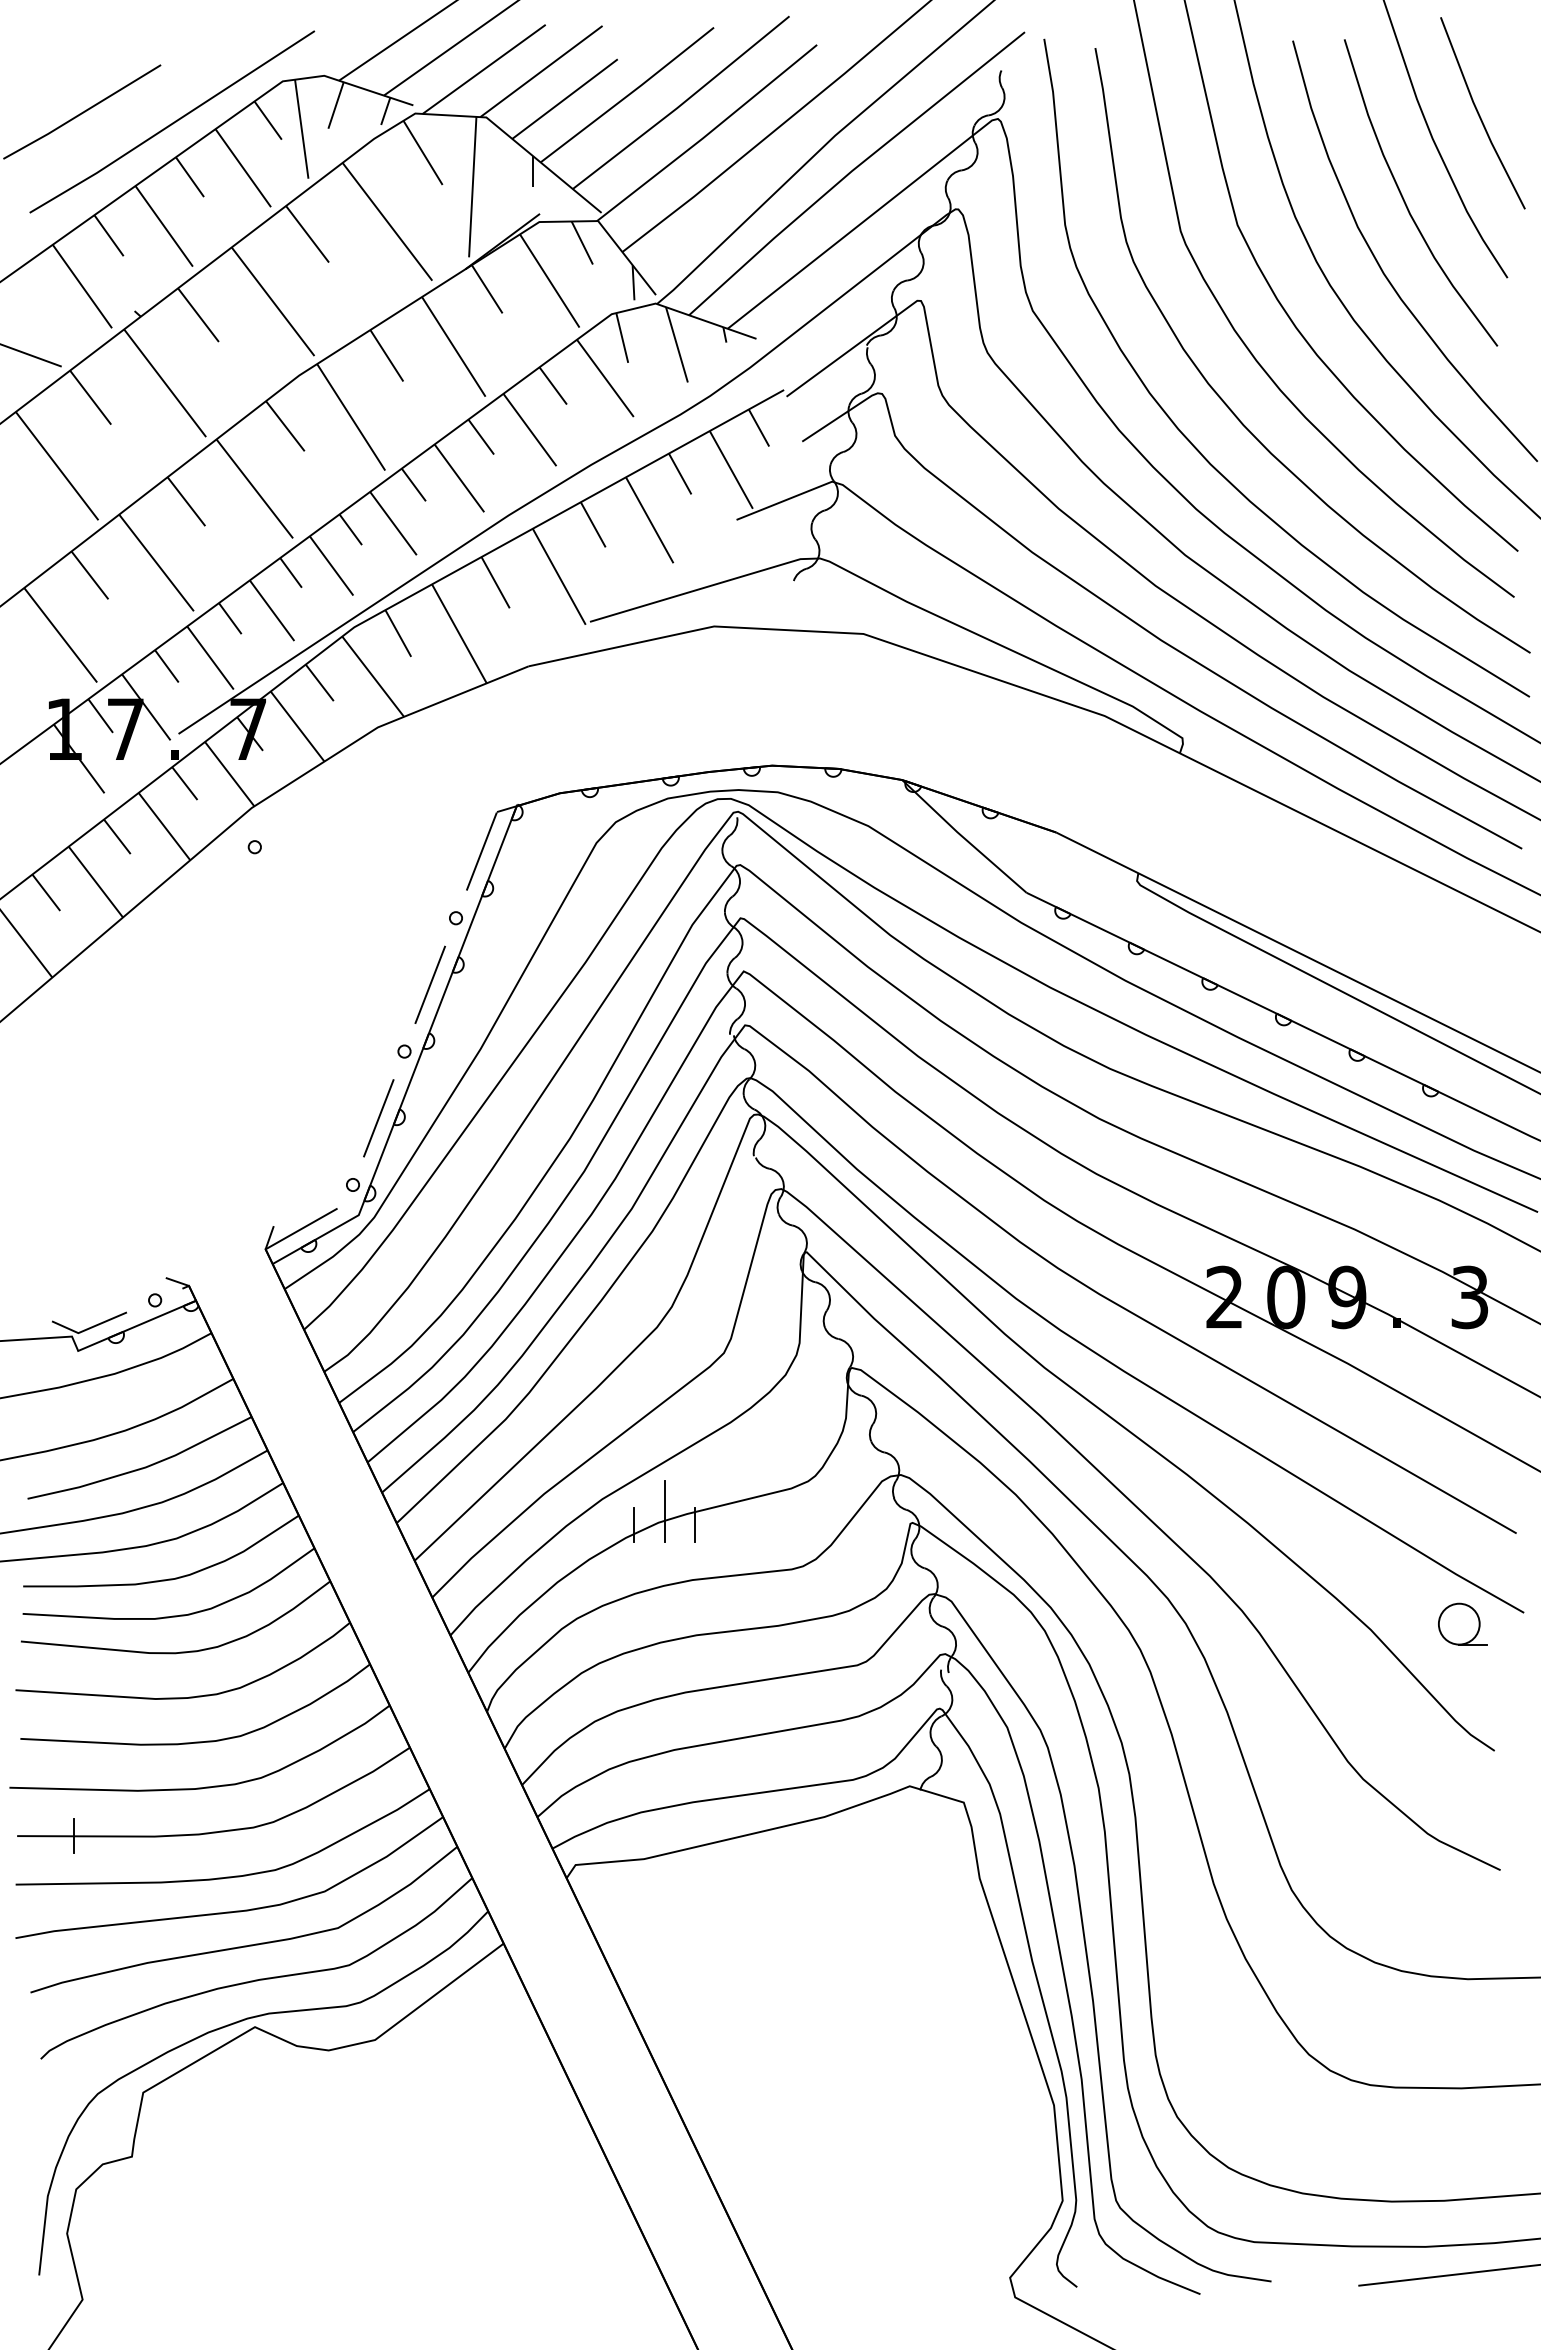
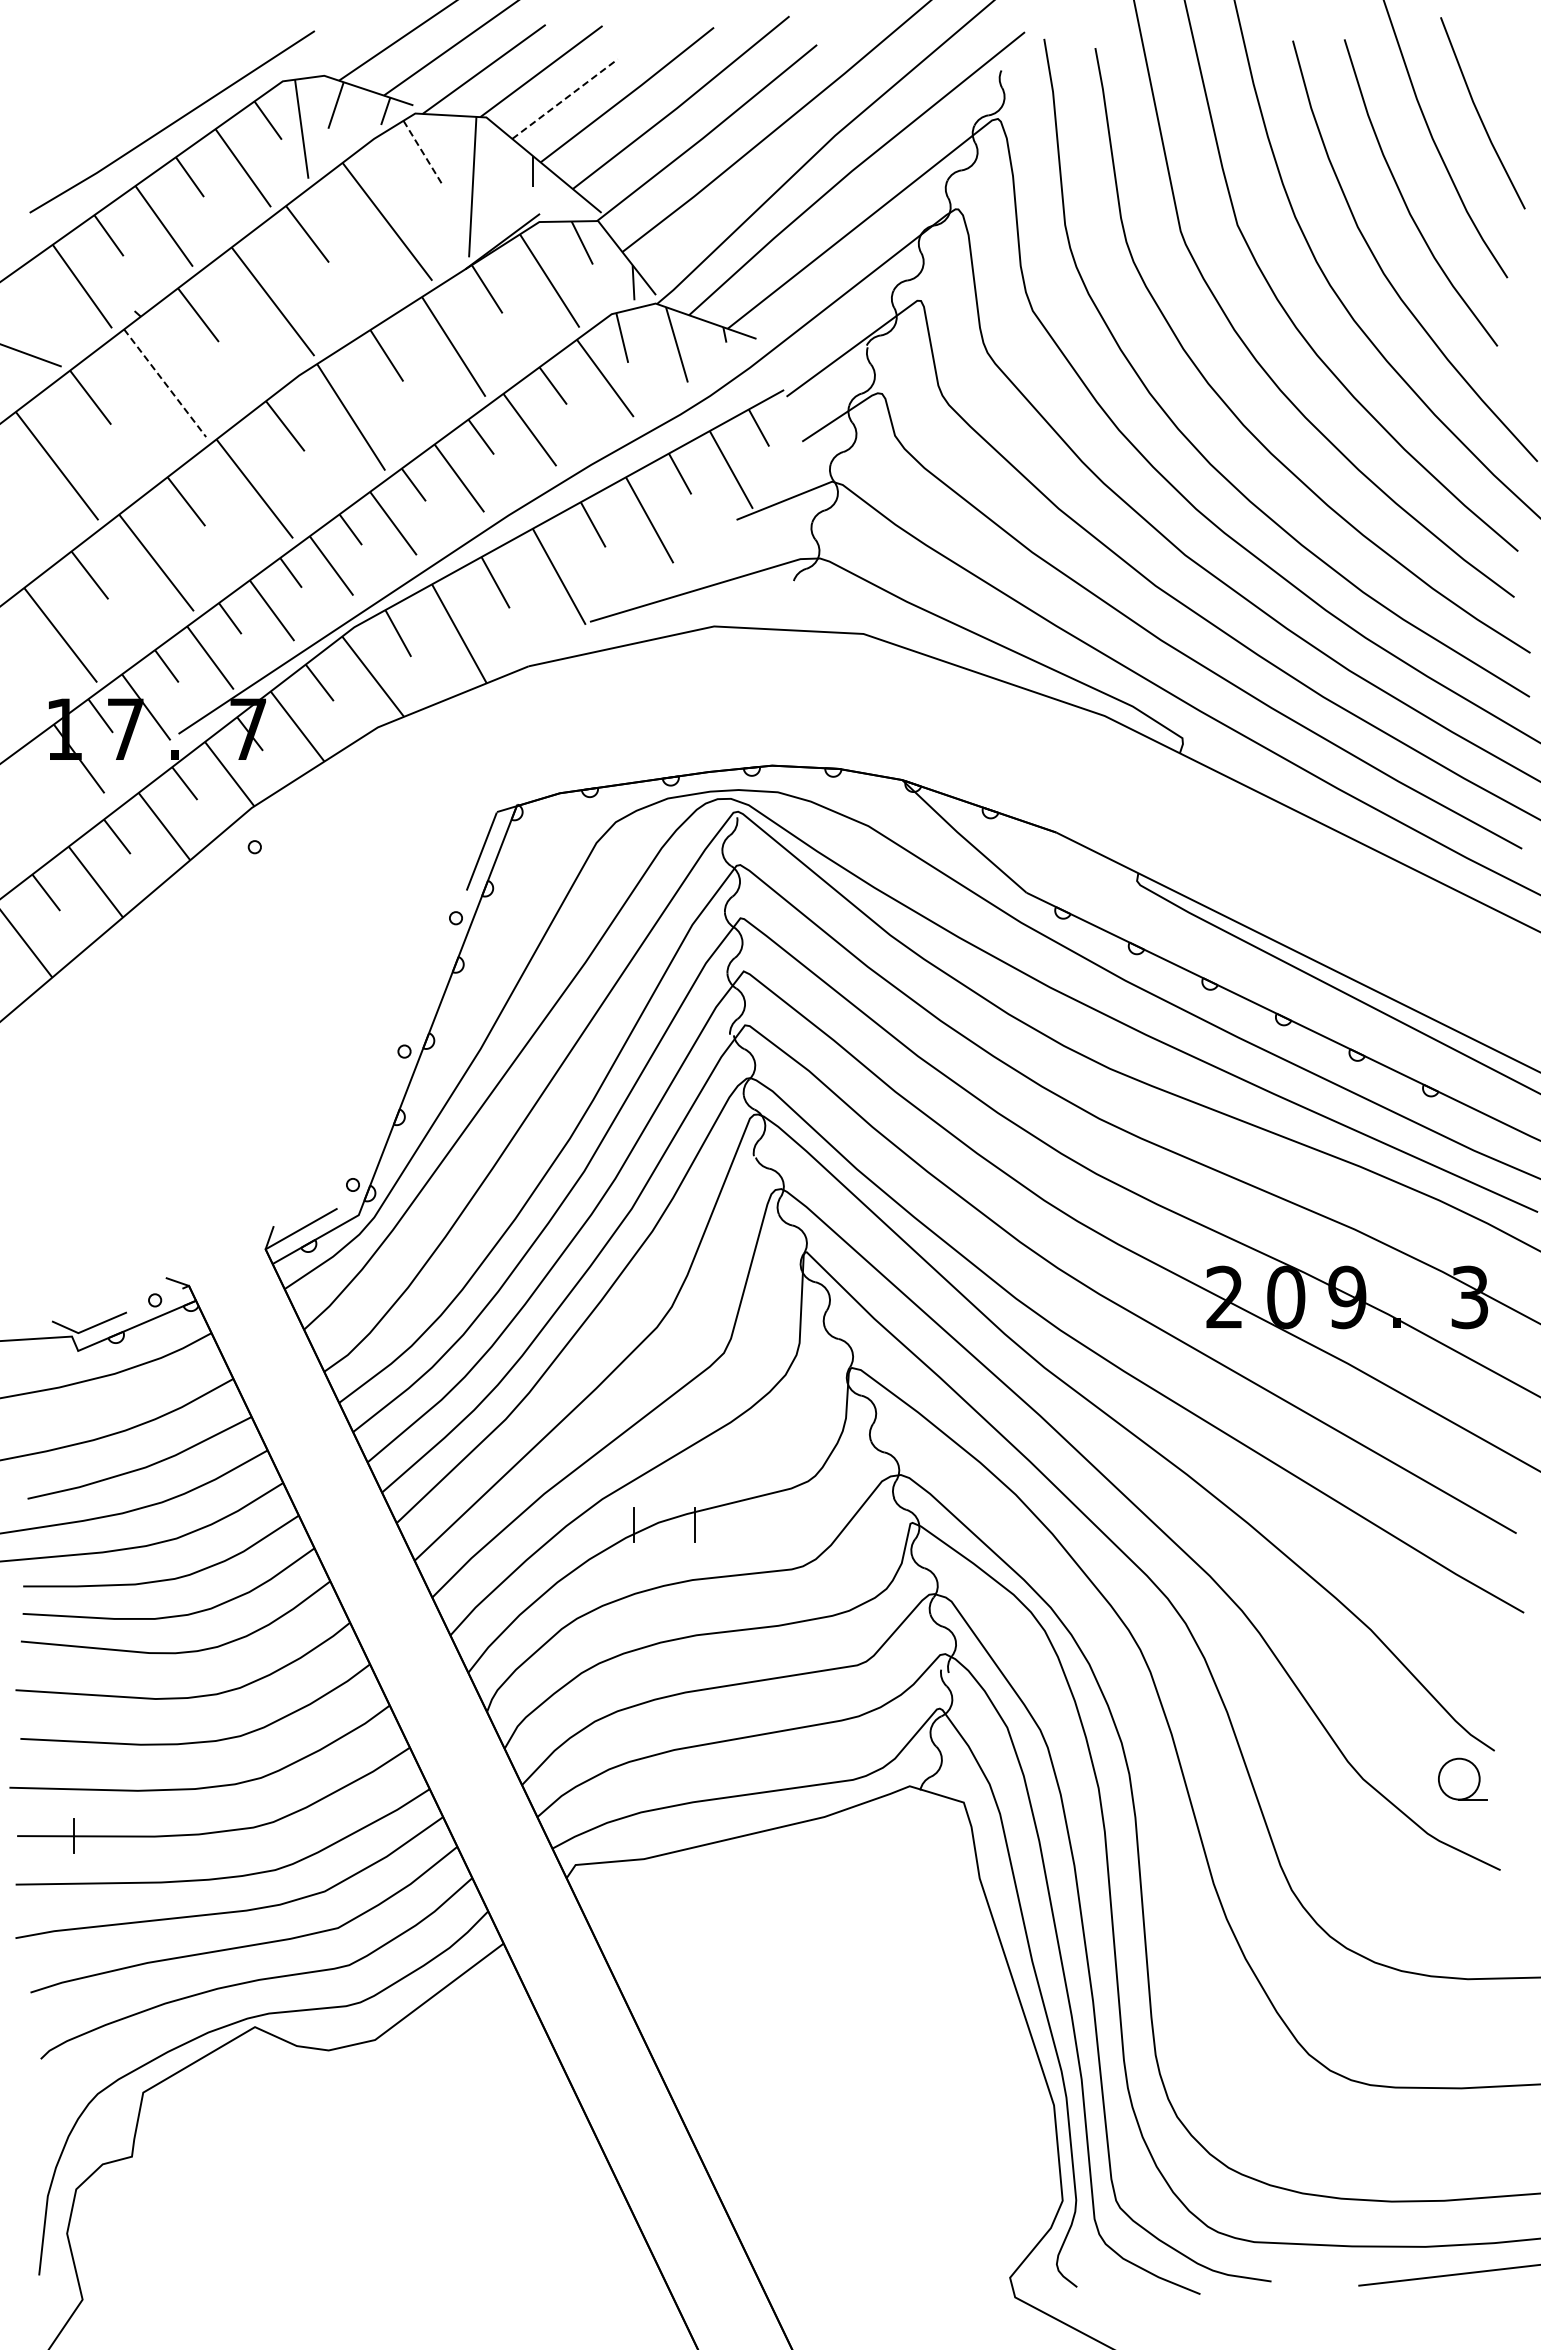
line: solid -> dashed (565, 98)
line: present -> none (82, 111)
line: solid -> dashed (423, 152)
line: solid -> dashed (165, 383)
line: present -> none (429, 984)
line: present -> none (378, 1118)
line: present -> none (664, 1511)
part position: (1462, 1623) -> (1462, 1778) (1462, 1778)
